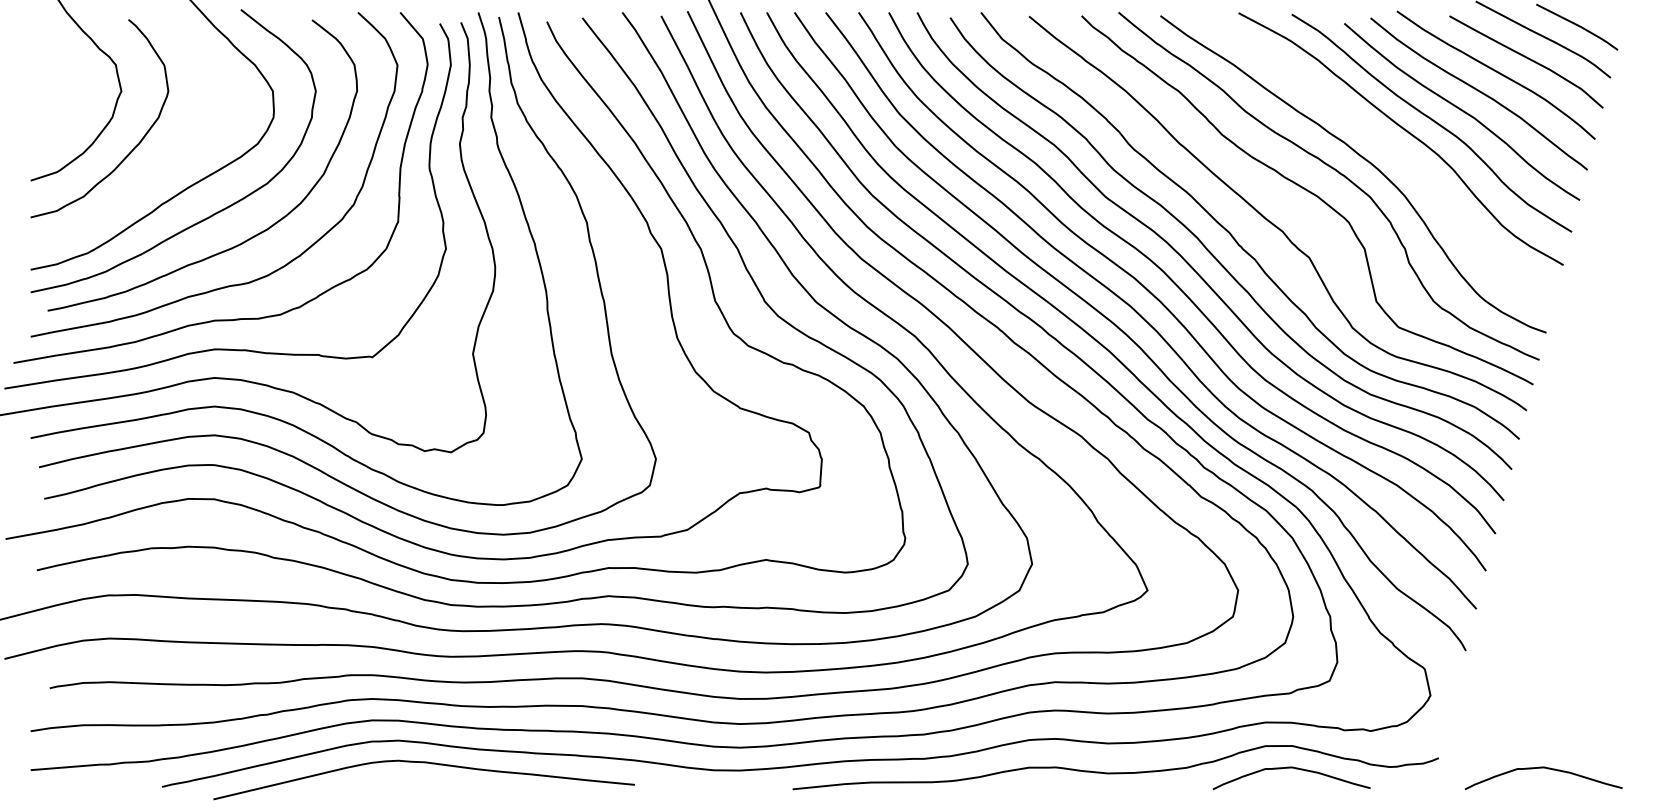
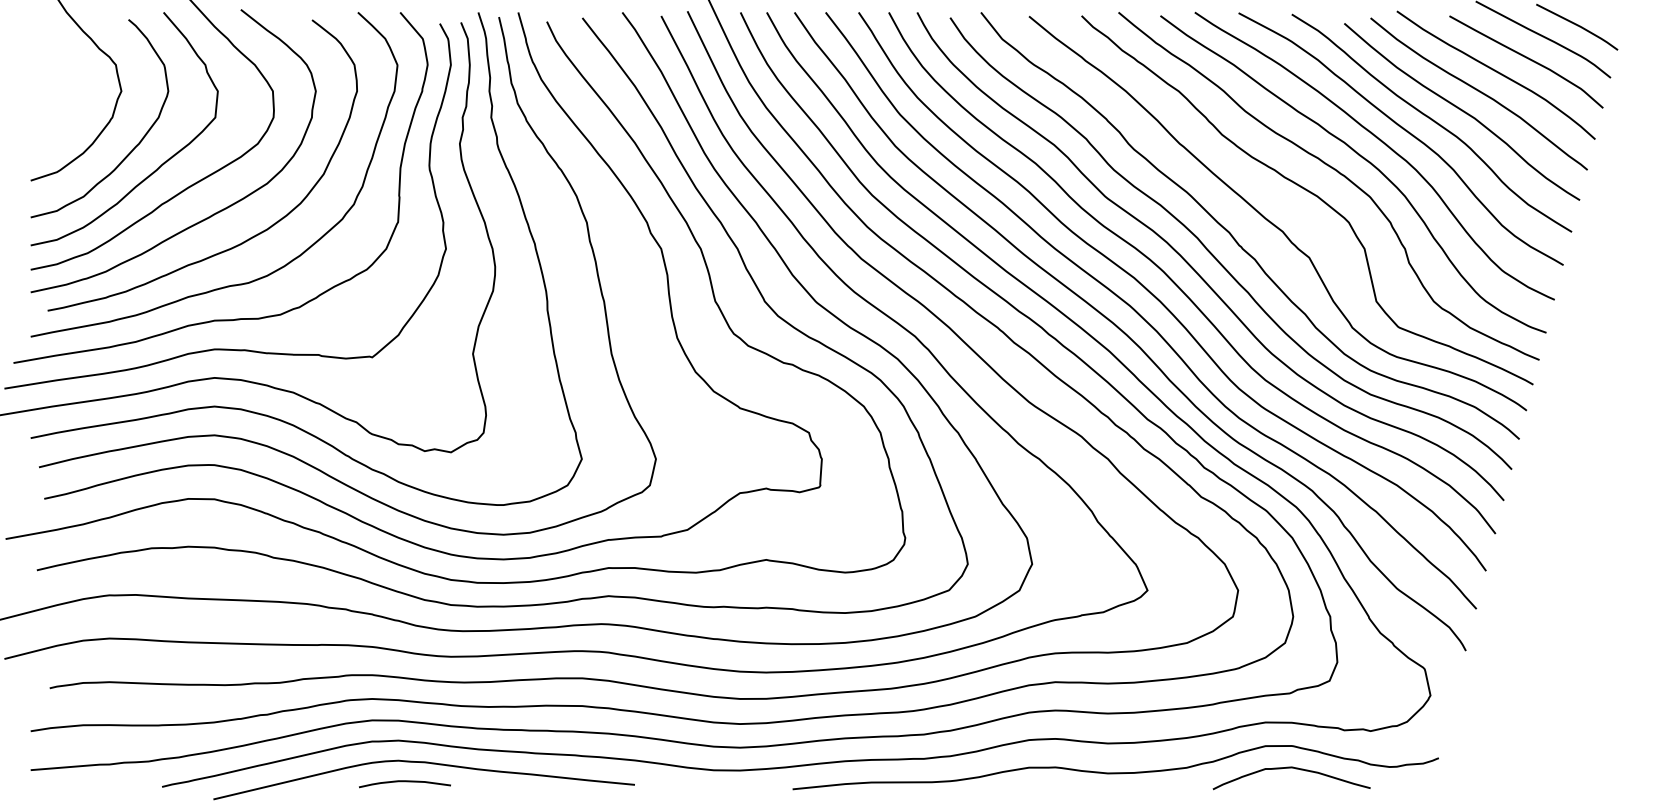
curve: none -> present (1381, 142)
curve: none -> present (155, 169)
curve: present -> none (1547, 769)
curve: none -> present (404, 782)
